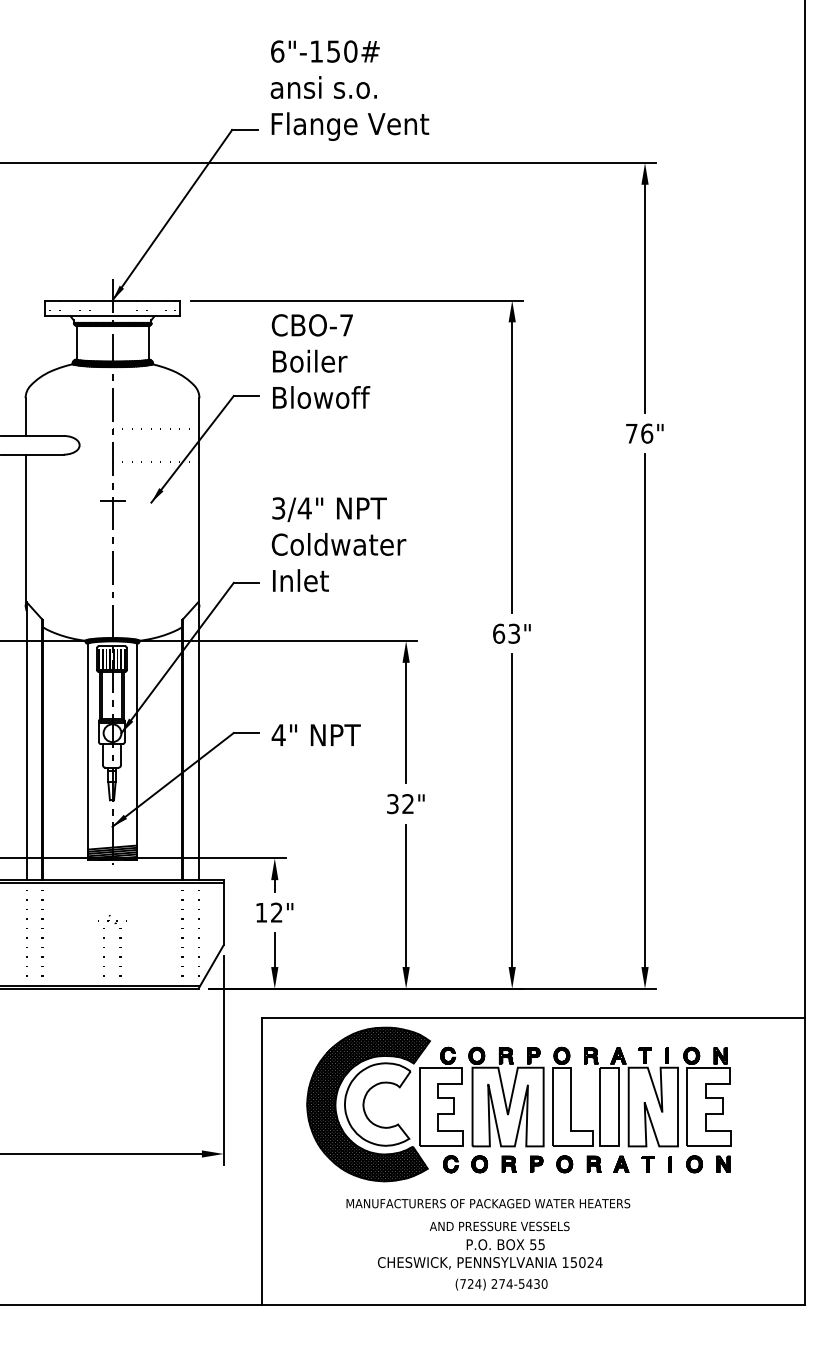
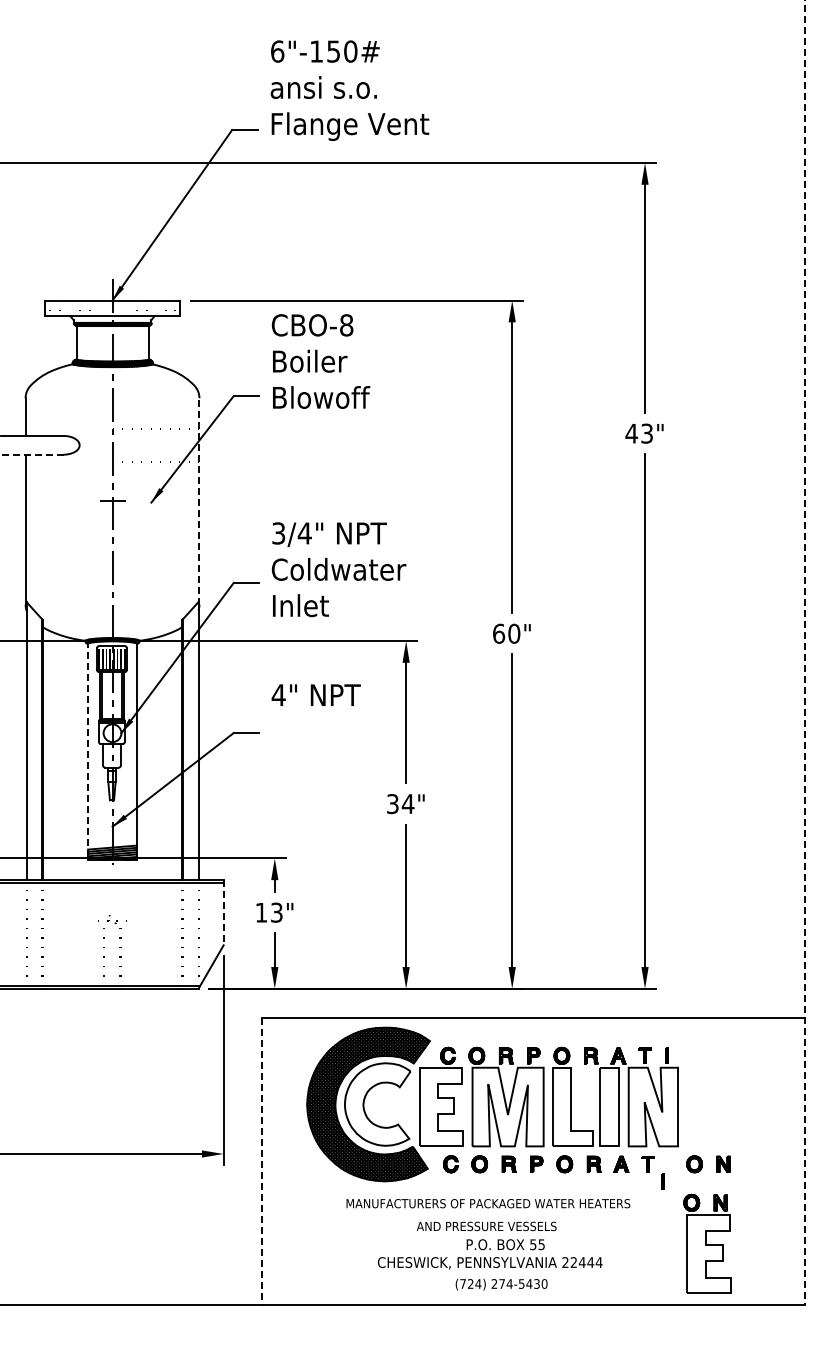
text: CBO-7 -> CBO-8 (346, 325)
text: 76" -> 43" (639, 433)
line: solid -> dashed (32, 454)
line: solid -> dashed (199, 500)
text position: (338, 544) -> (338, 569) (338, 569)
text: 63" -> 60" (514, 633)
line: solid -> dashed (805, 652)
text position: (315, 734) -> (315, 694) (315, 694)
line: solid -> dashed (88, 751)
text: 32" -> 34" (407, 803)
line: solid -> dashed (223, 912)
text: 12" -> 13" (276, 912)
part position: (707, 1096) -> (707, 1243) (707, 1243)
line: solid -> dashed (261, 1161)
line position: (669, 1164) -> (662, 1181) (662, 1181)
text position: (499, 1226) -> (486, 1226) (486, 1226)
text: 15024 -> 22444 (578, 1262)
